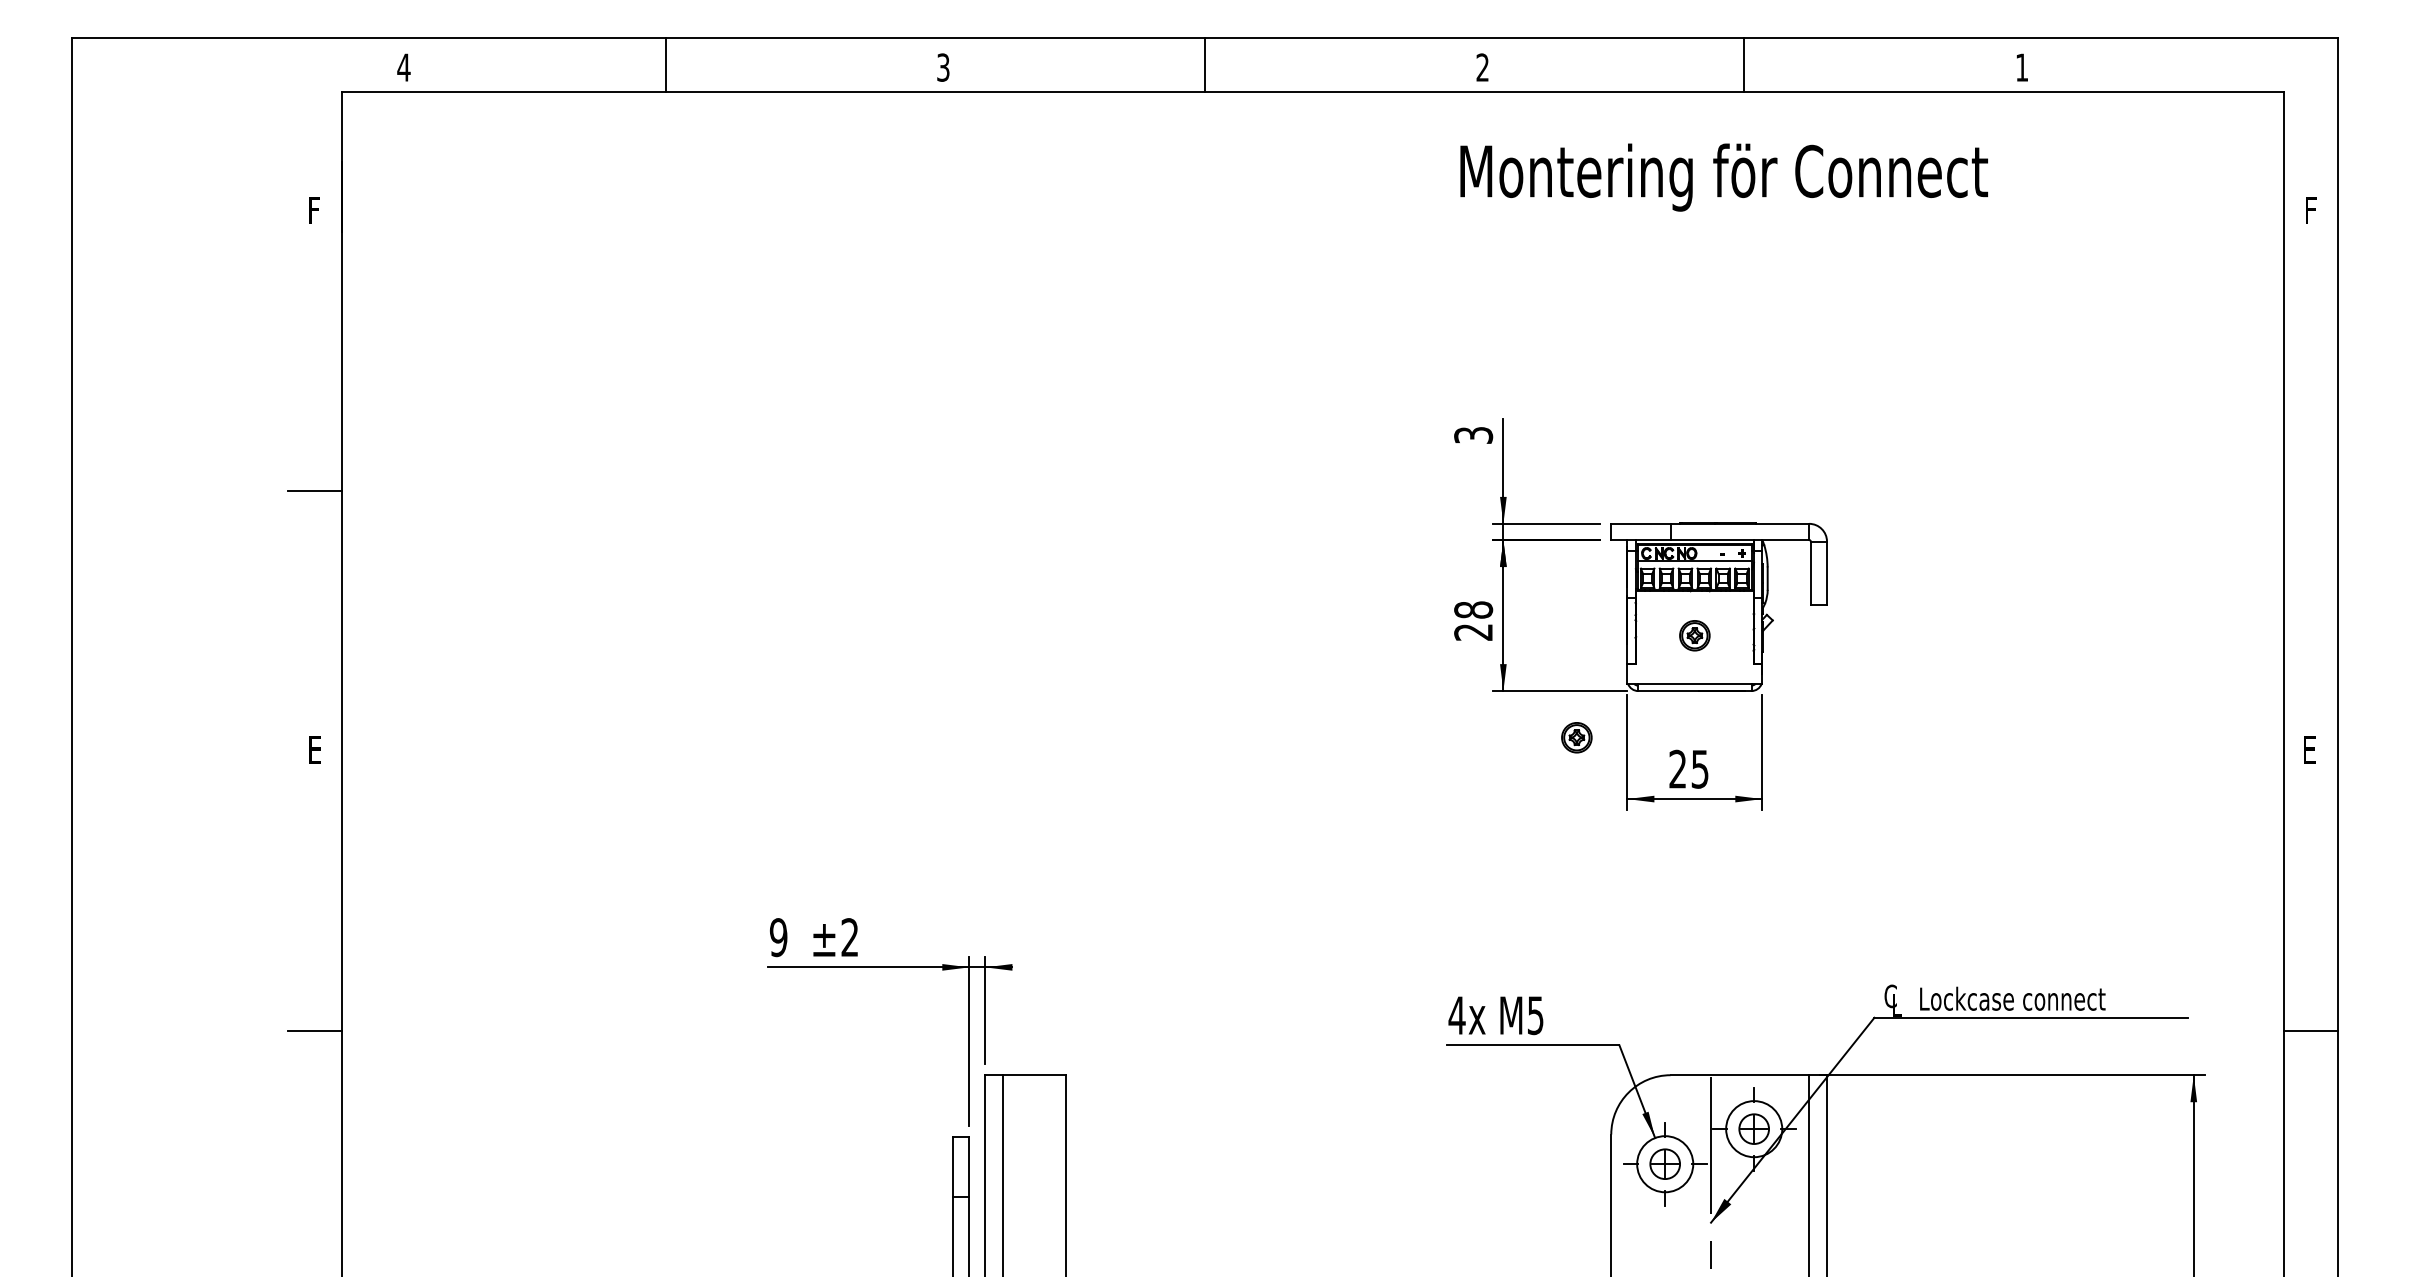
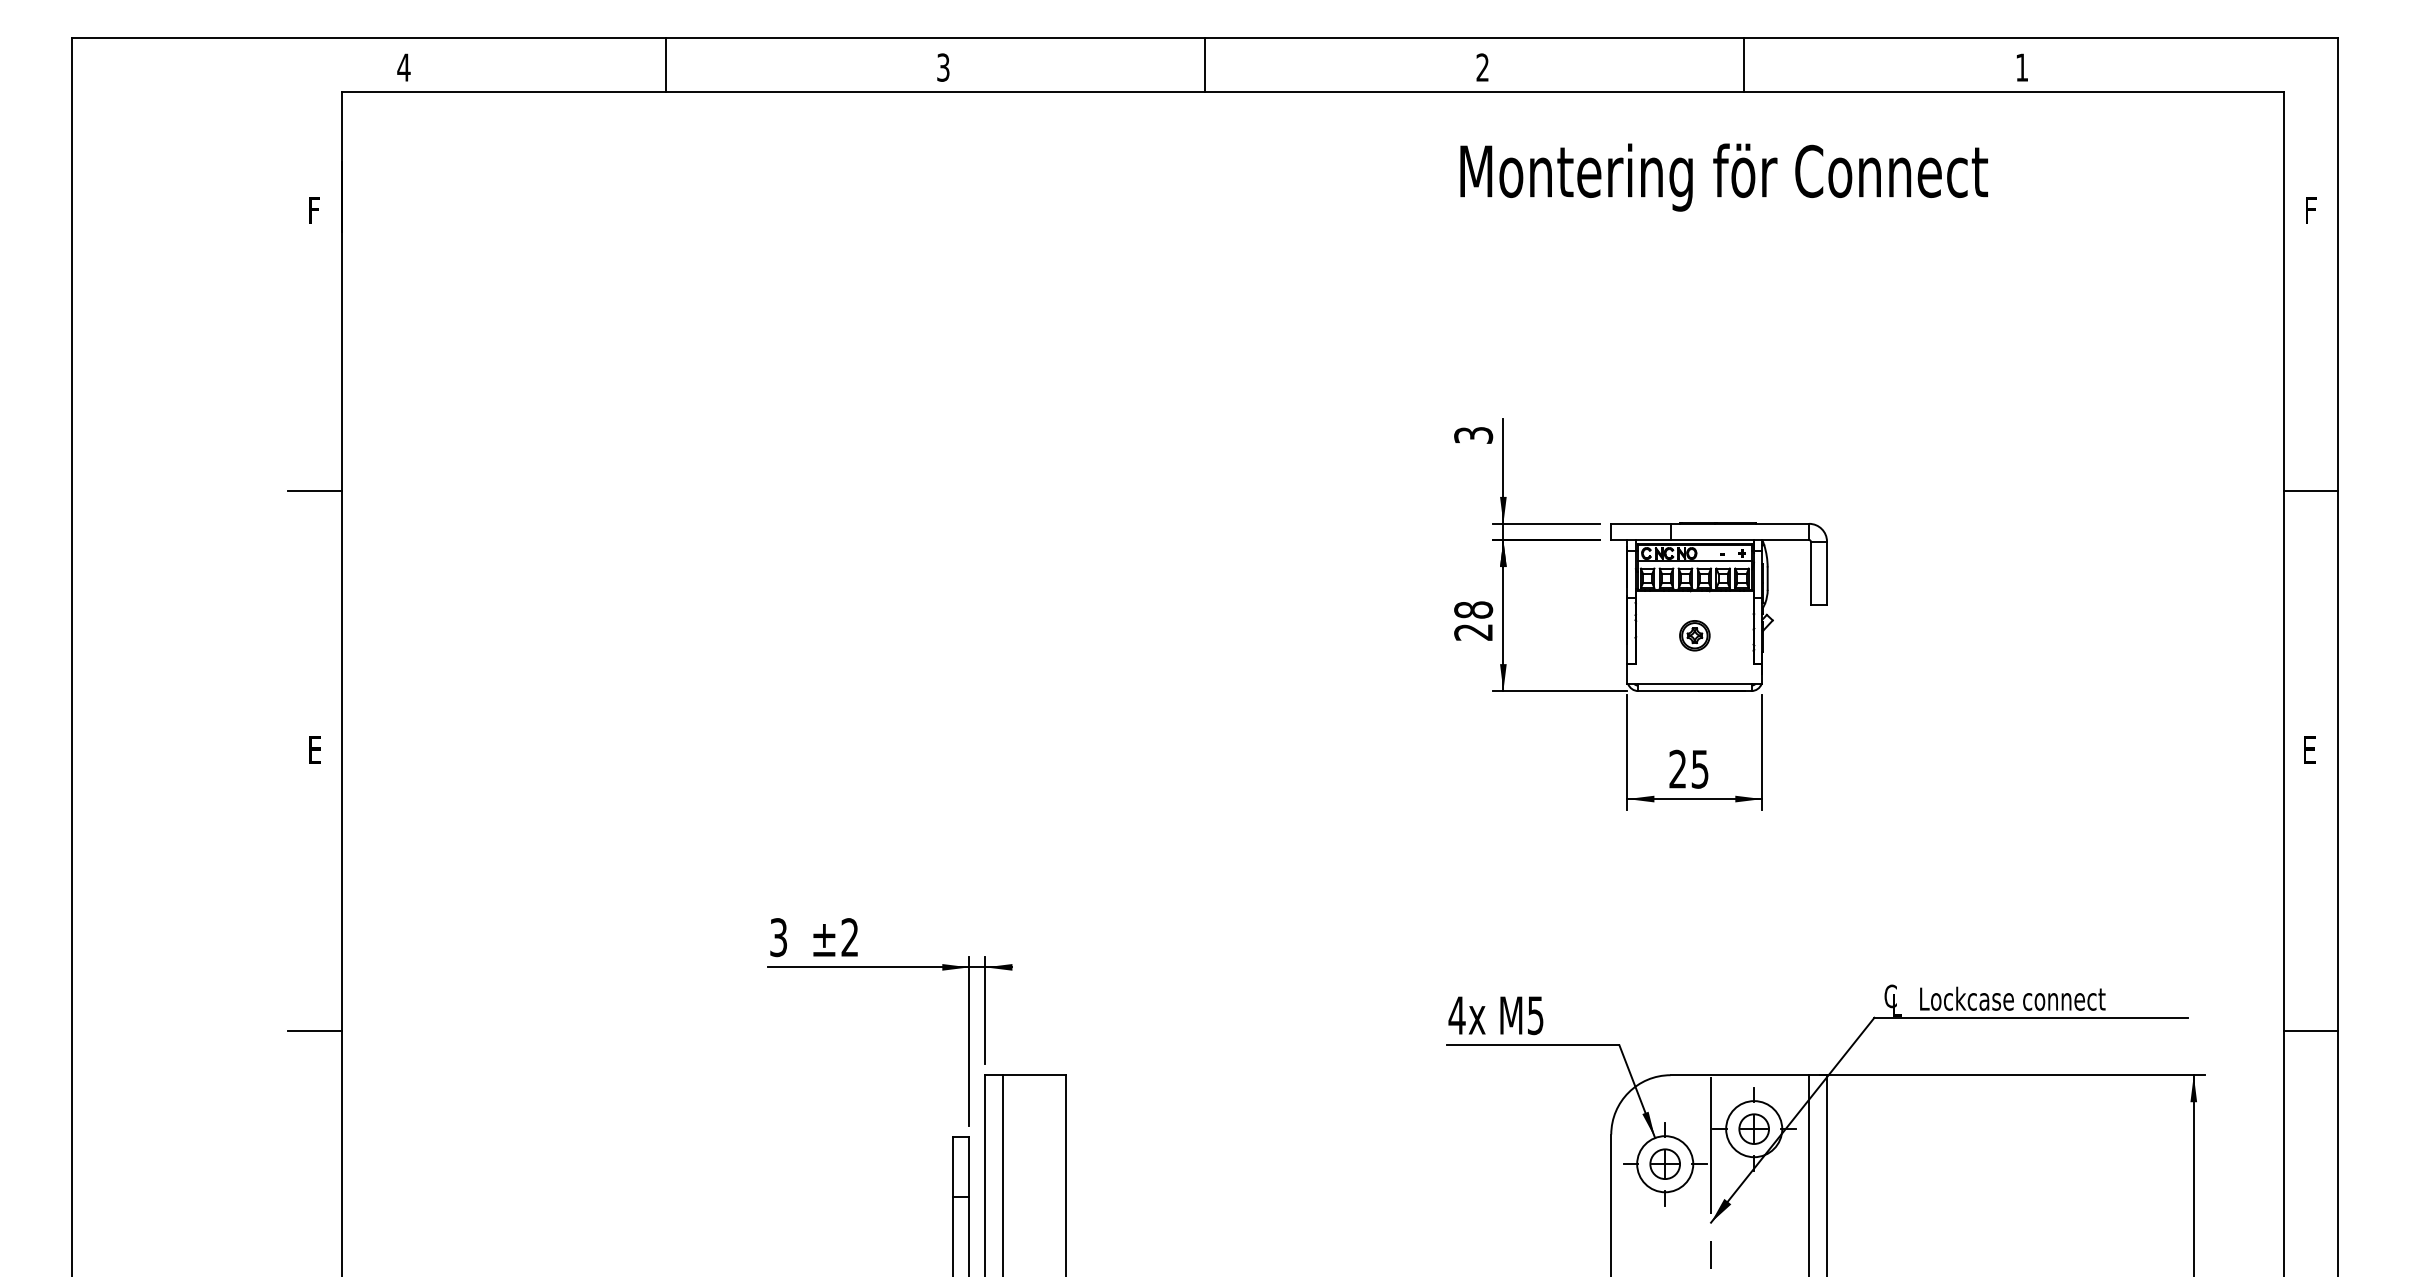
line: none -> present (2310, 491)
part: present -> none (1576, 737)
text: 9 -> 3 (778, 937)
